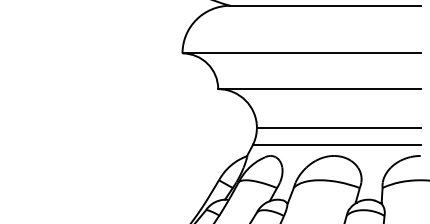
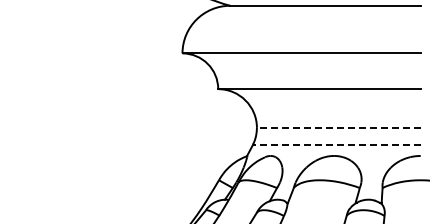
line: solid -> dashed (338, 127)
line: solid -> dashed (336, 144)
